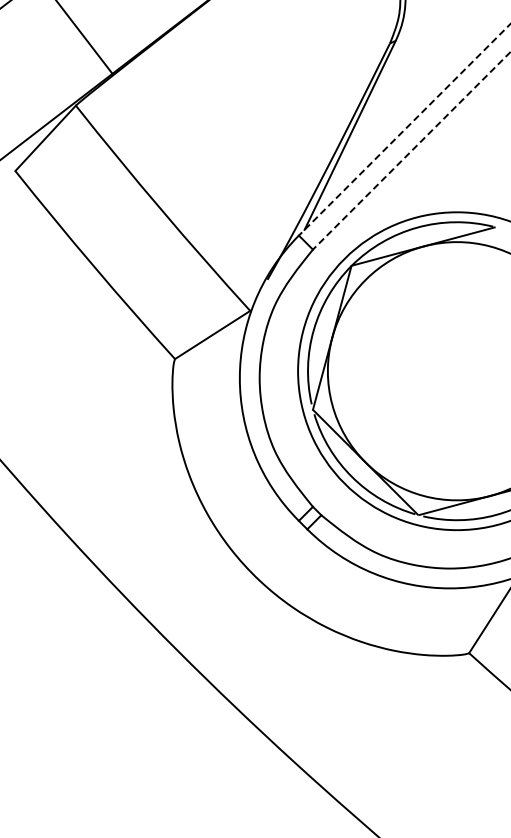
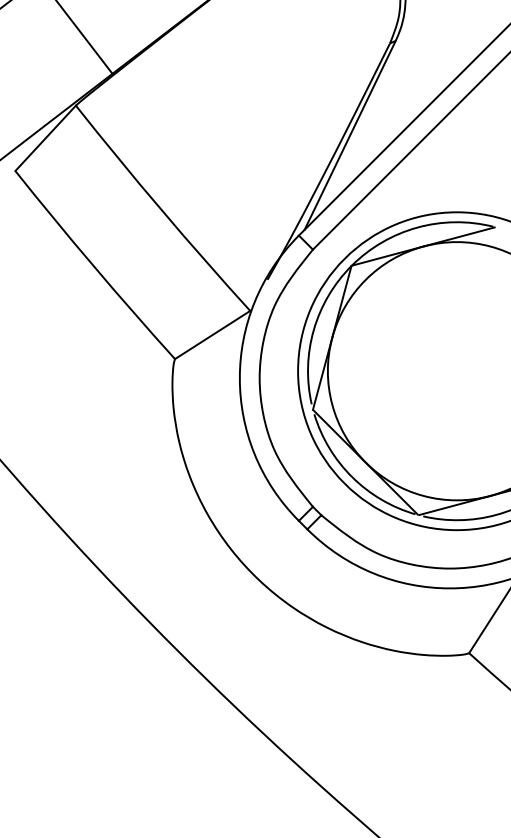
line: dashed -> solid (404, 129)
line: dashed -> solid (411, 150)
